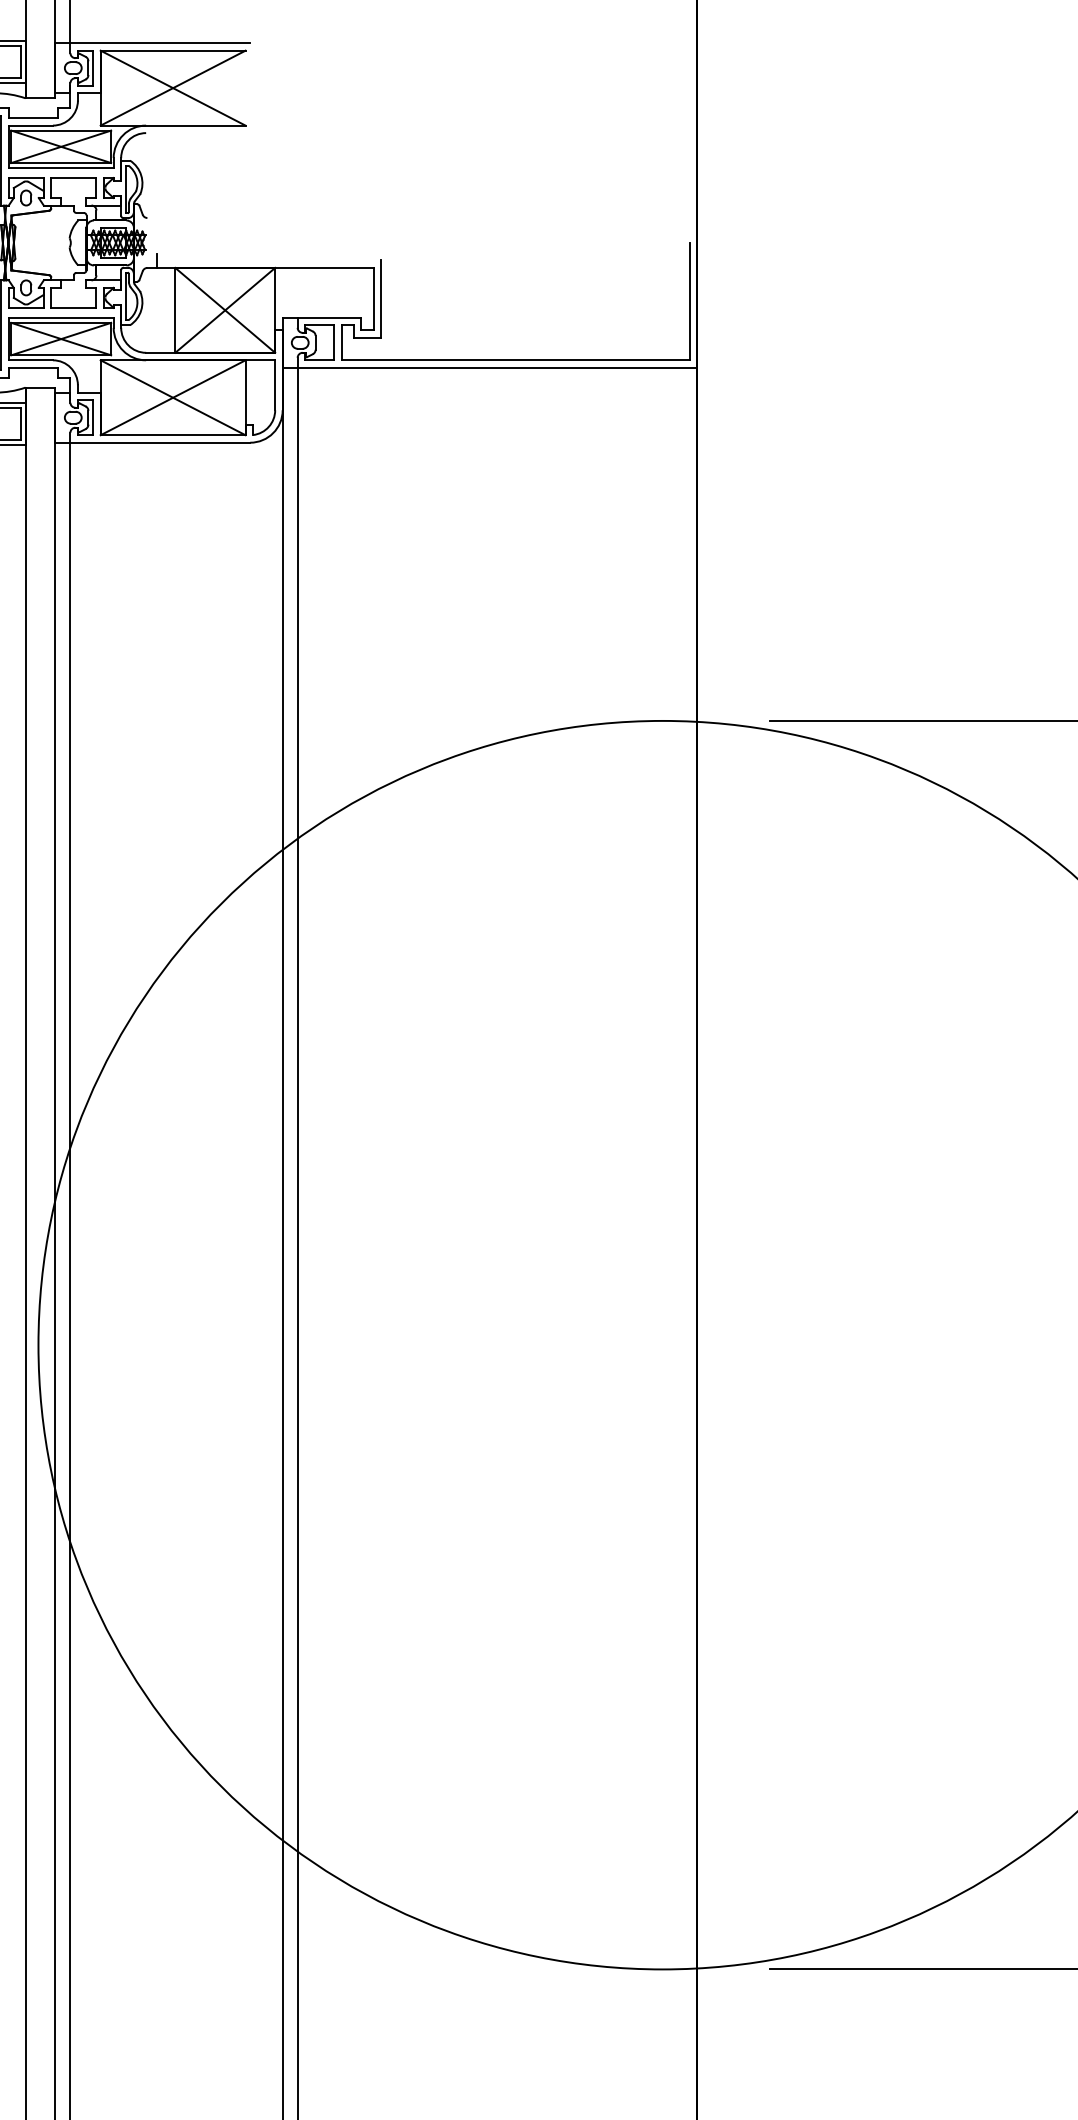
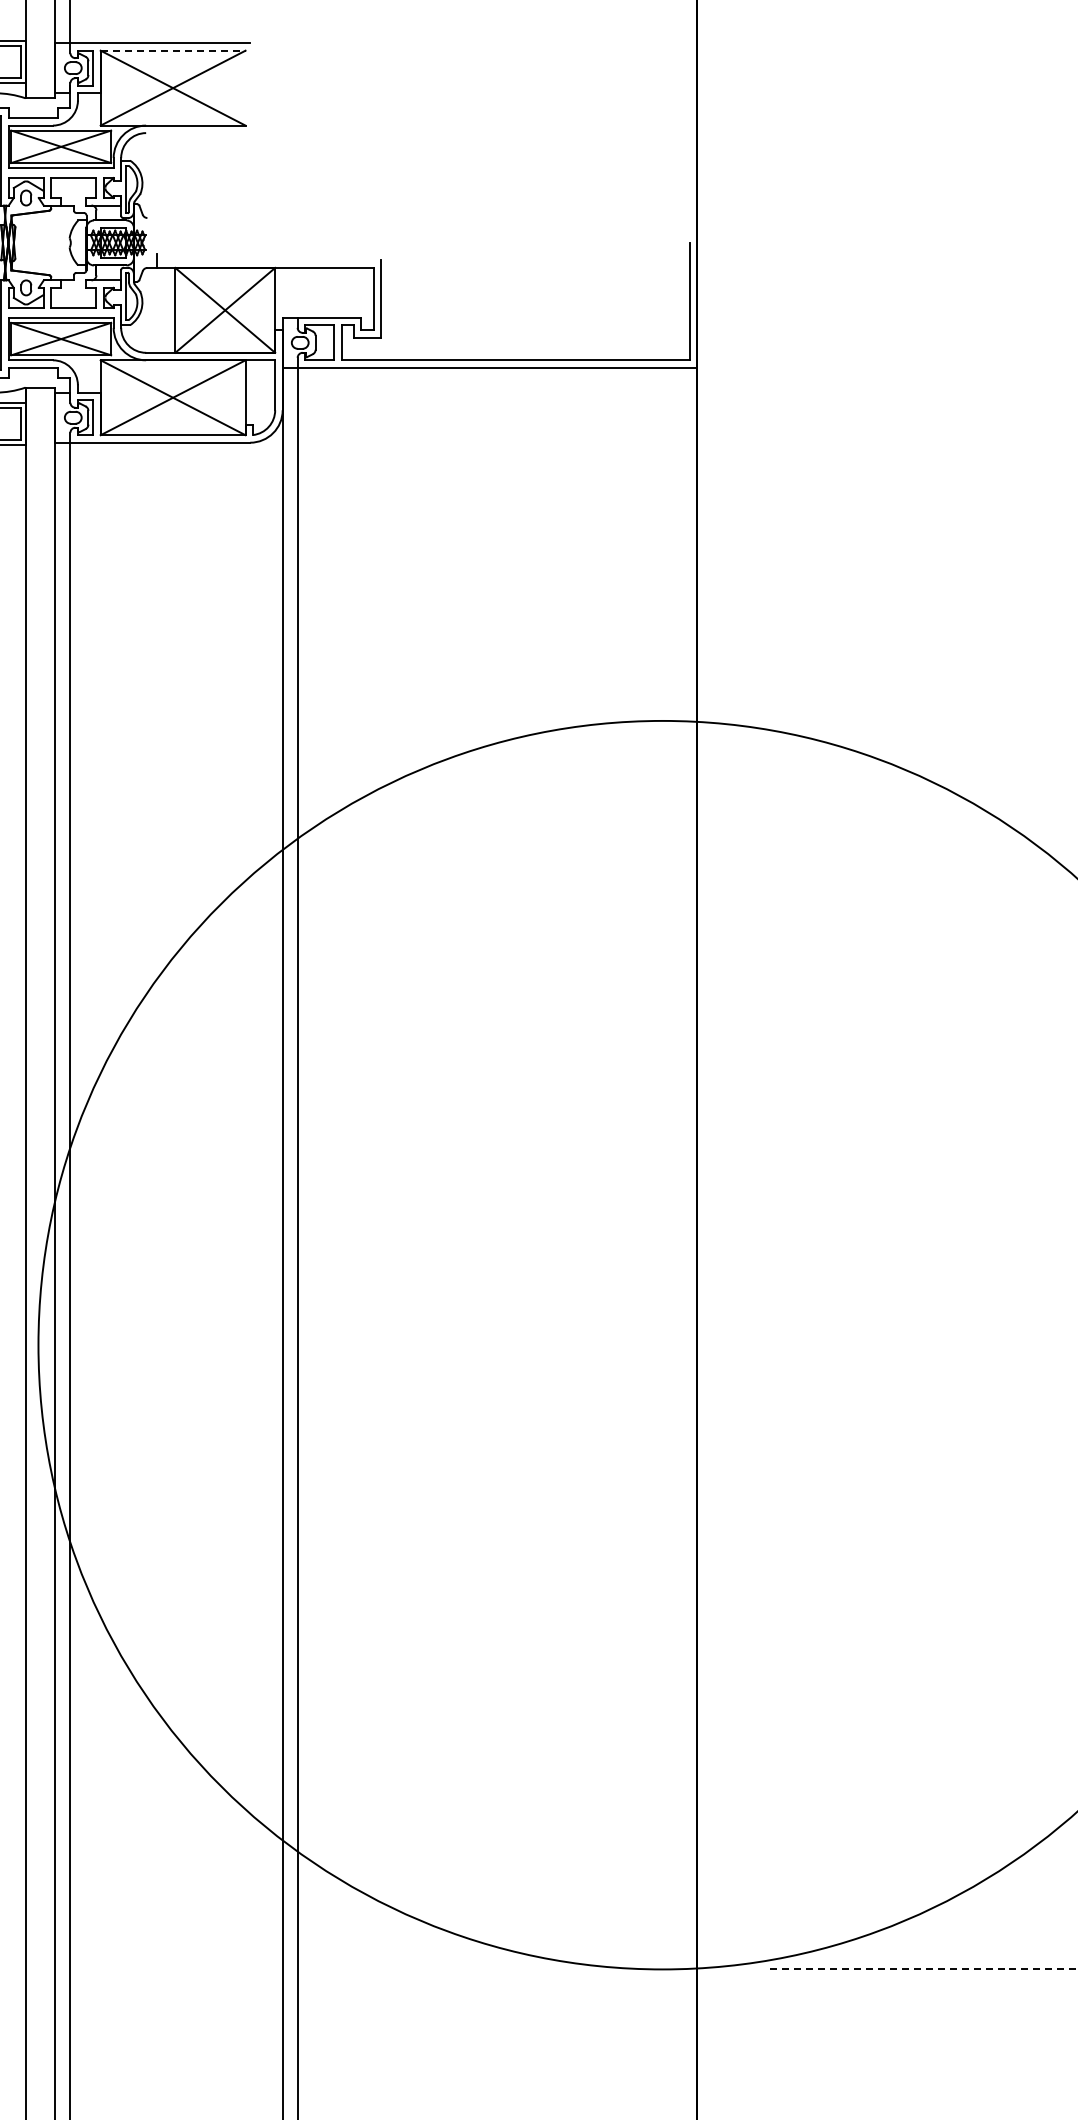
line: solid -> dashed (173, 50)
line: present -> none (921, 720)
line: solid -> dashed (923, 1969)
